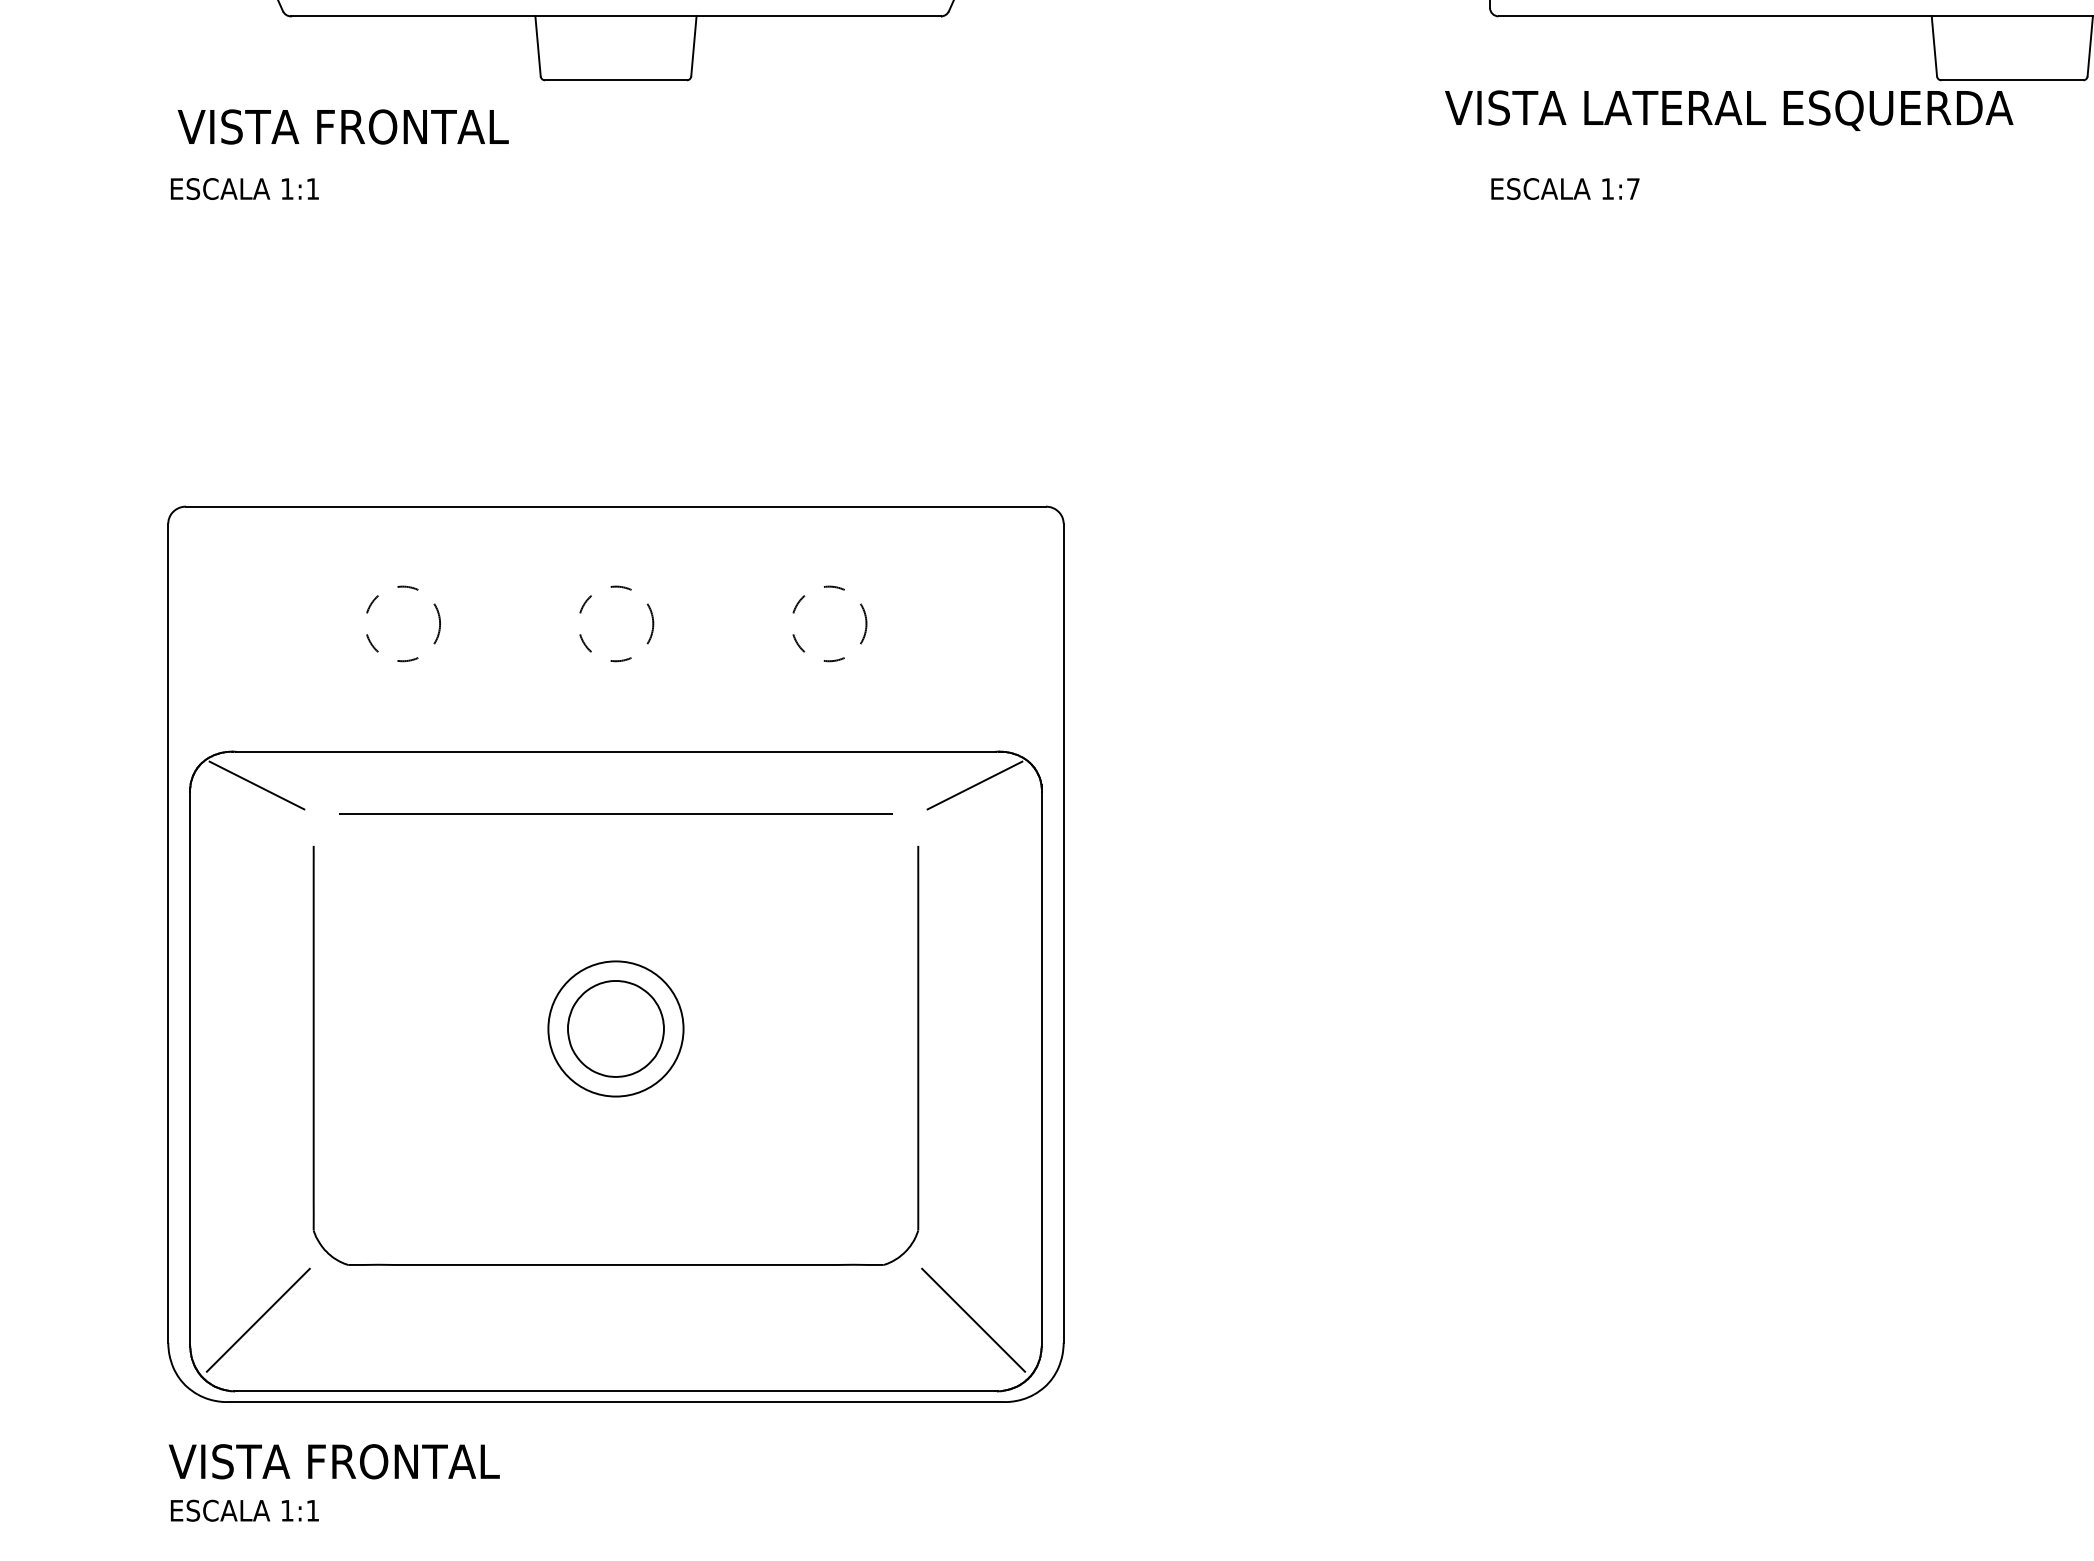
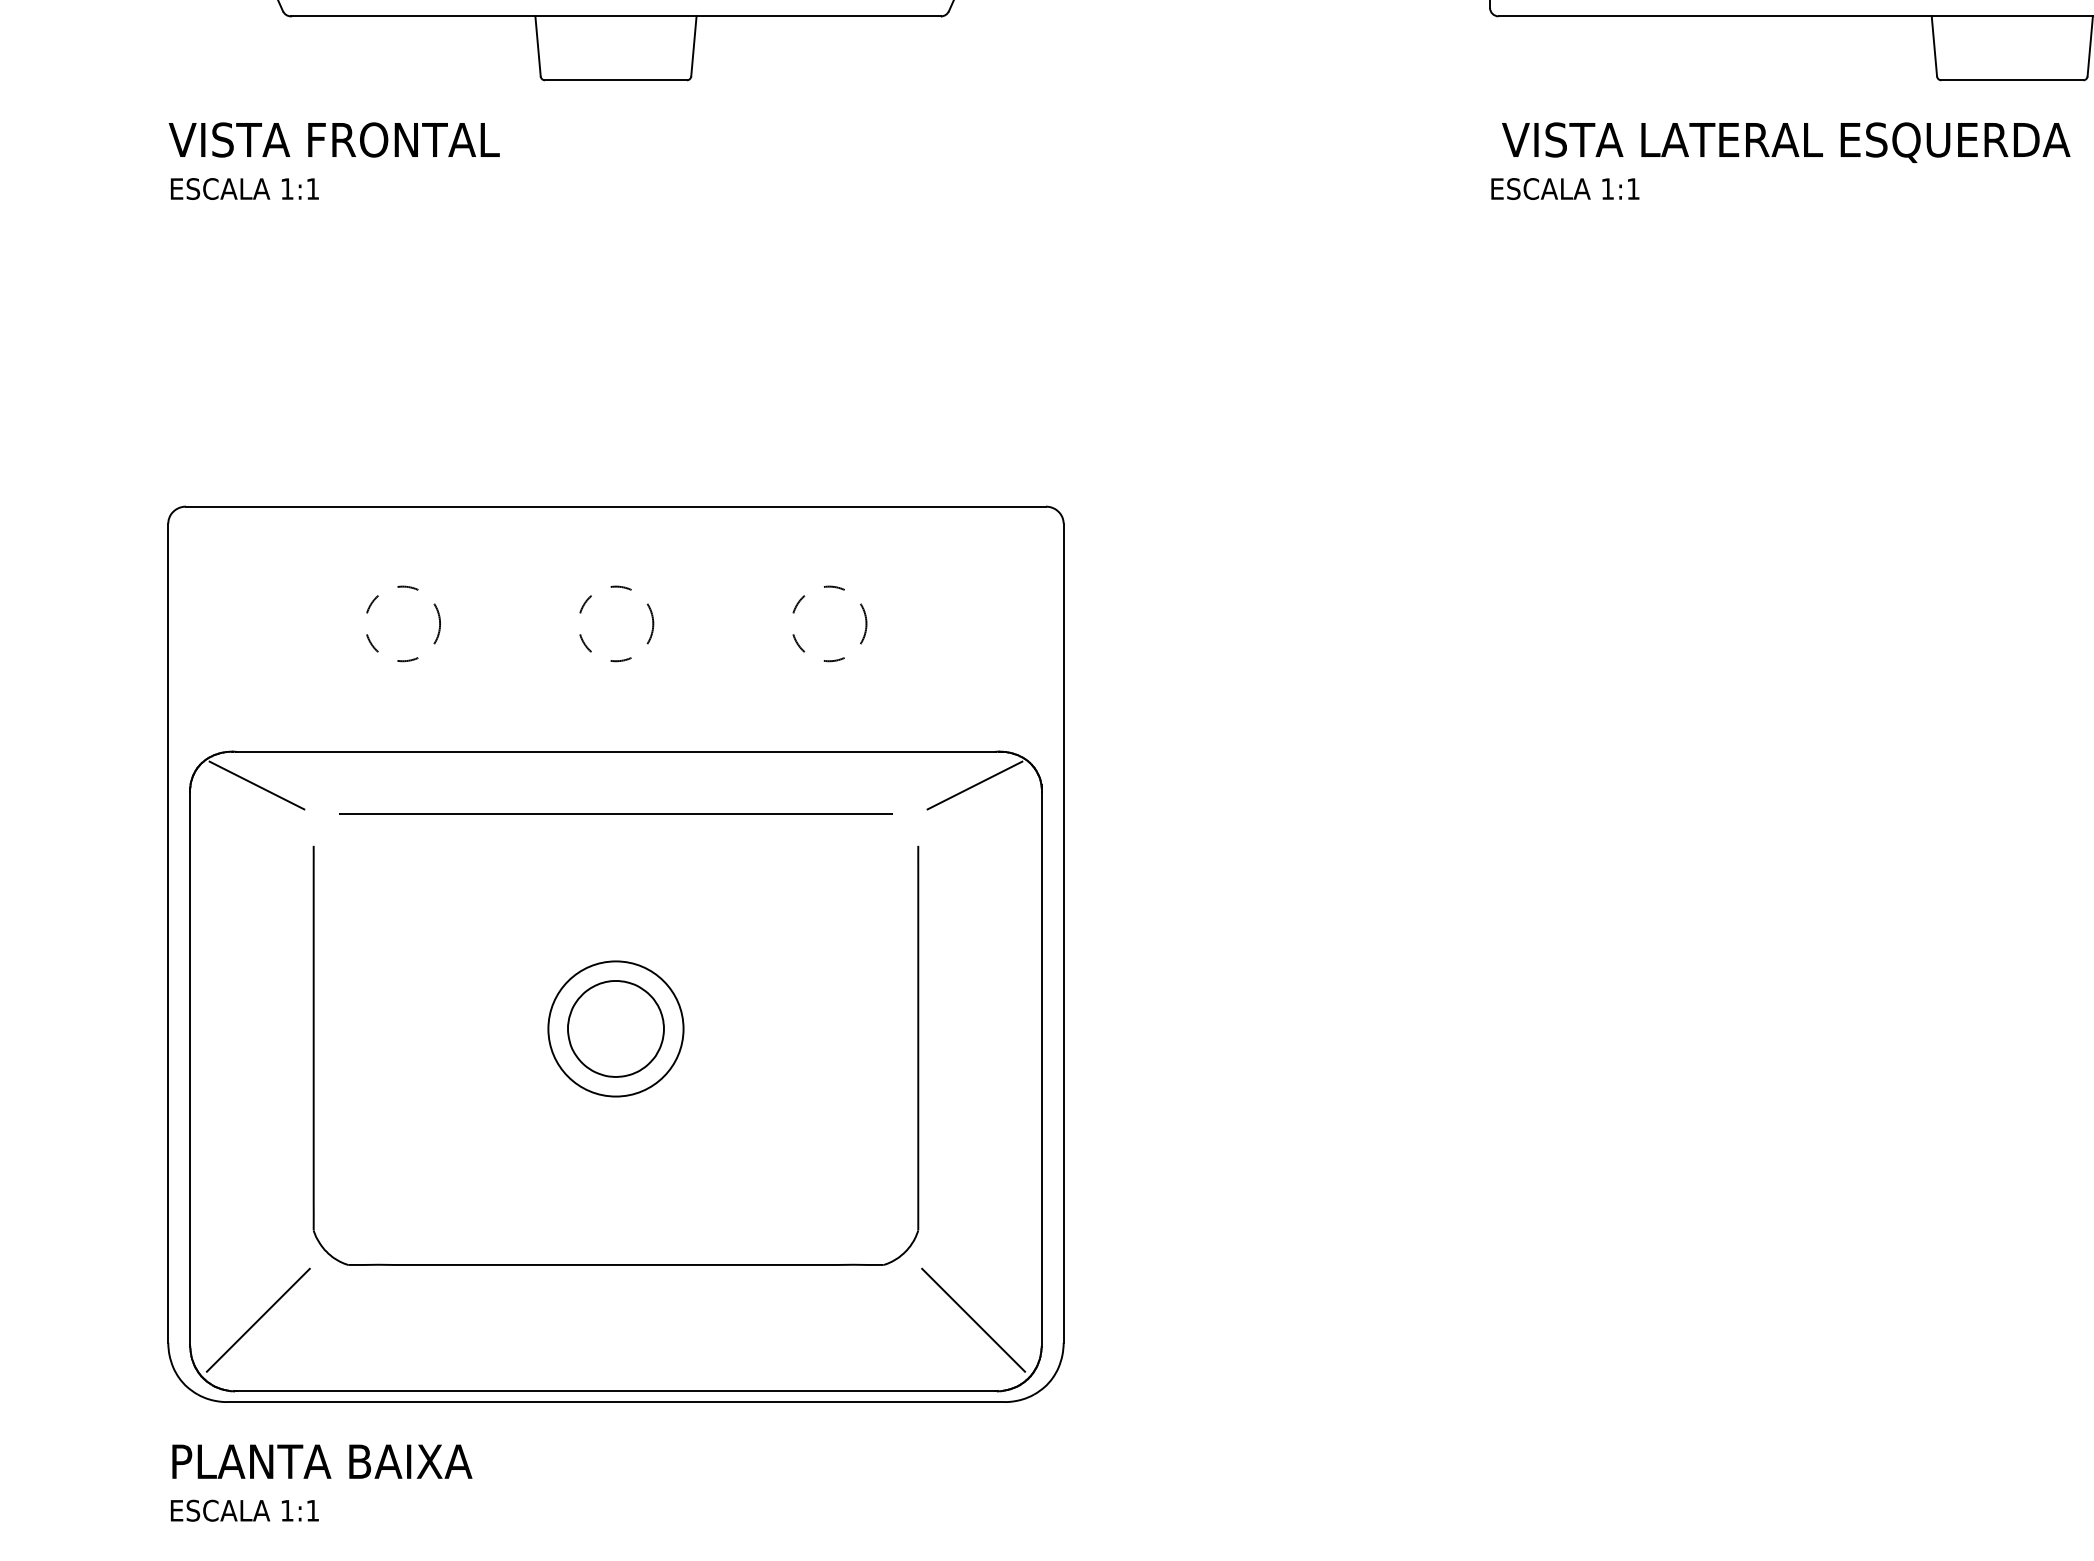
text position: (1729, 110) -> (1786, 142) (1786, 142)
text position: (342, 126) -> (333, 139) (333, 139)
text: 1:7 -> 1:1 (1633, 188)
text: VISTA FRONTAL -> PLANTA BAIXA (333, 1461)
